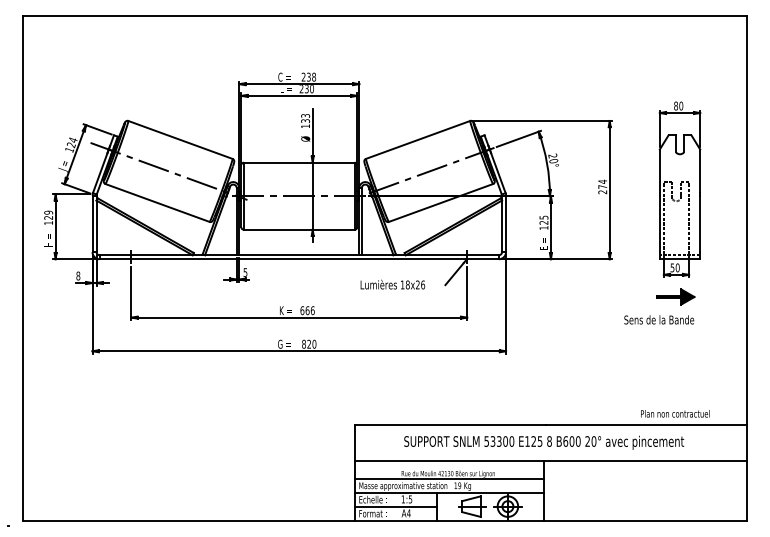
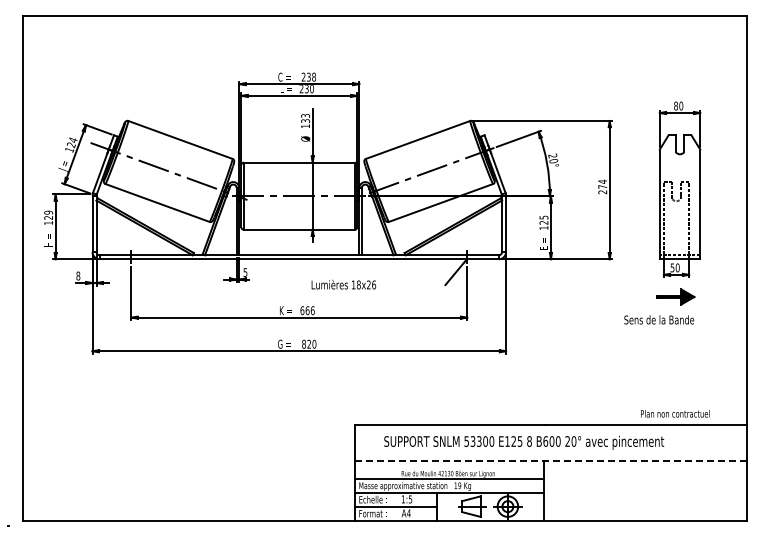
text position: (392, 284) -> (343, 284) (343, 284)
text position: (544, 442) -> (524, 442) (524, 442)
line: solid -> dashed (550, 460)
